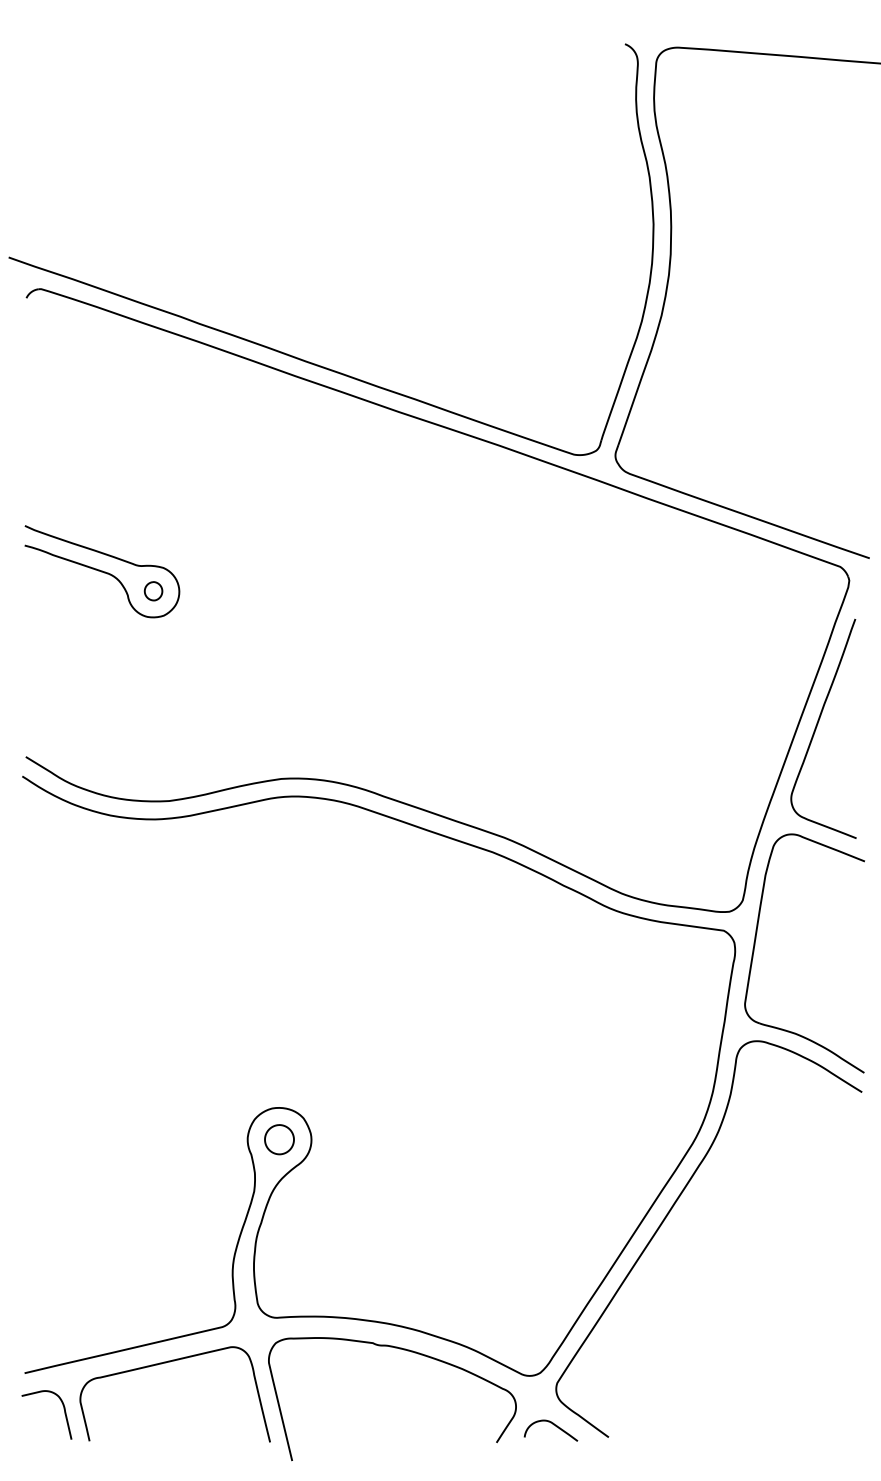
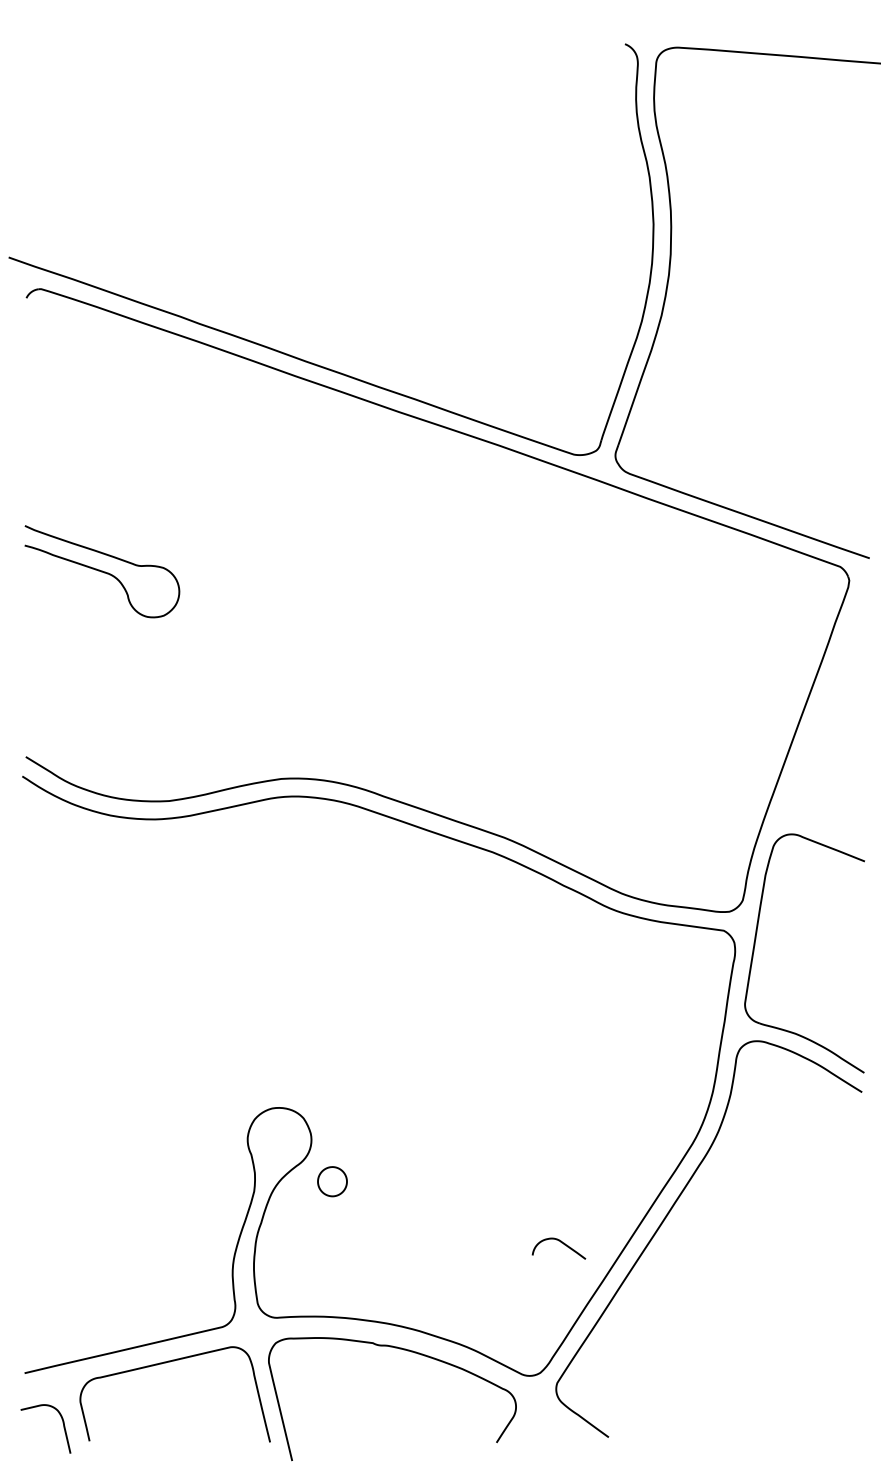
part: present -> none (153, 591)
curve: present -> none (817, 726)
part position: (279, 1139) -> (332, 1181) (332, 1181)
curve position: (63, 1409) -> (62, 1423) (62, 1423)
curve position: (553, 1425) -> (561, 1243) (561, 1243)
